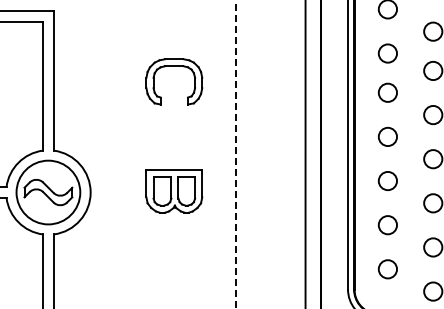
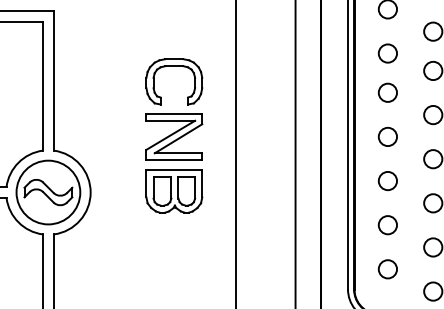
part: none -> present (174, 136)
line position: (305, 153) -> (295, 153) (295, 153)
line: dashed -> solid (235, 154)
